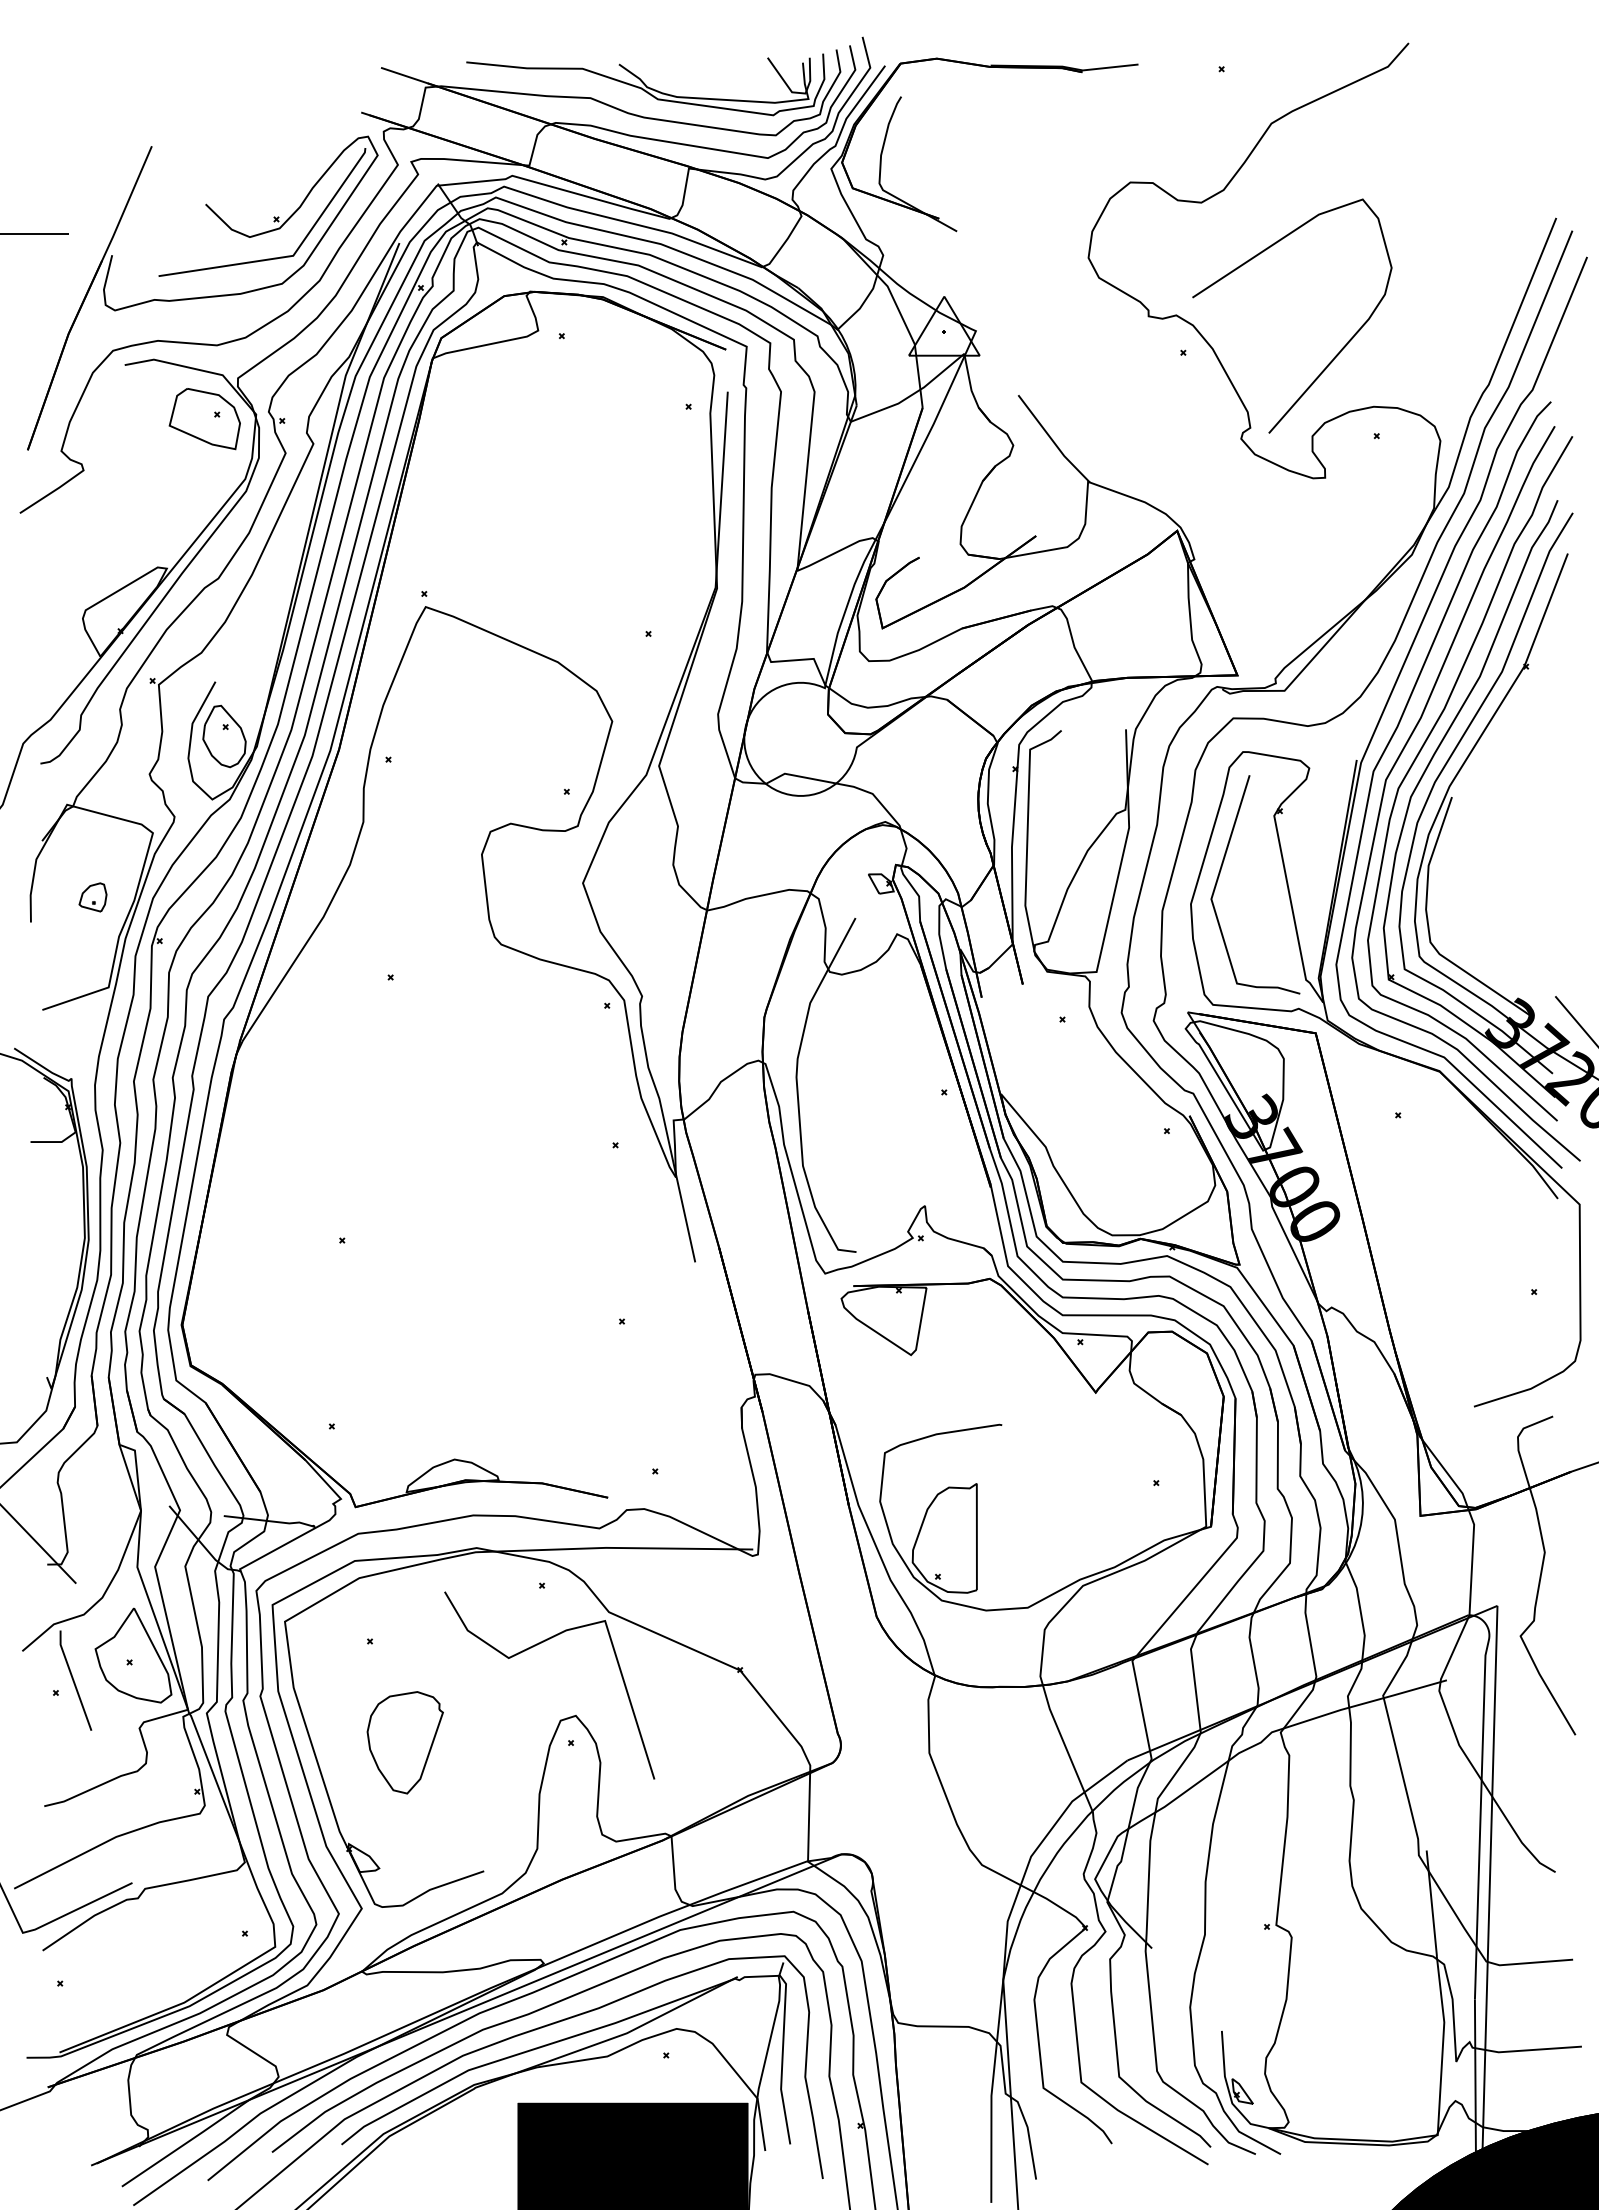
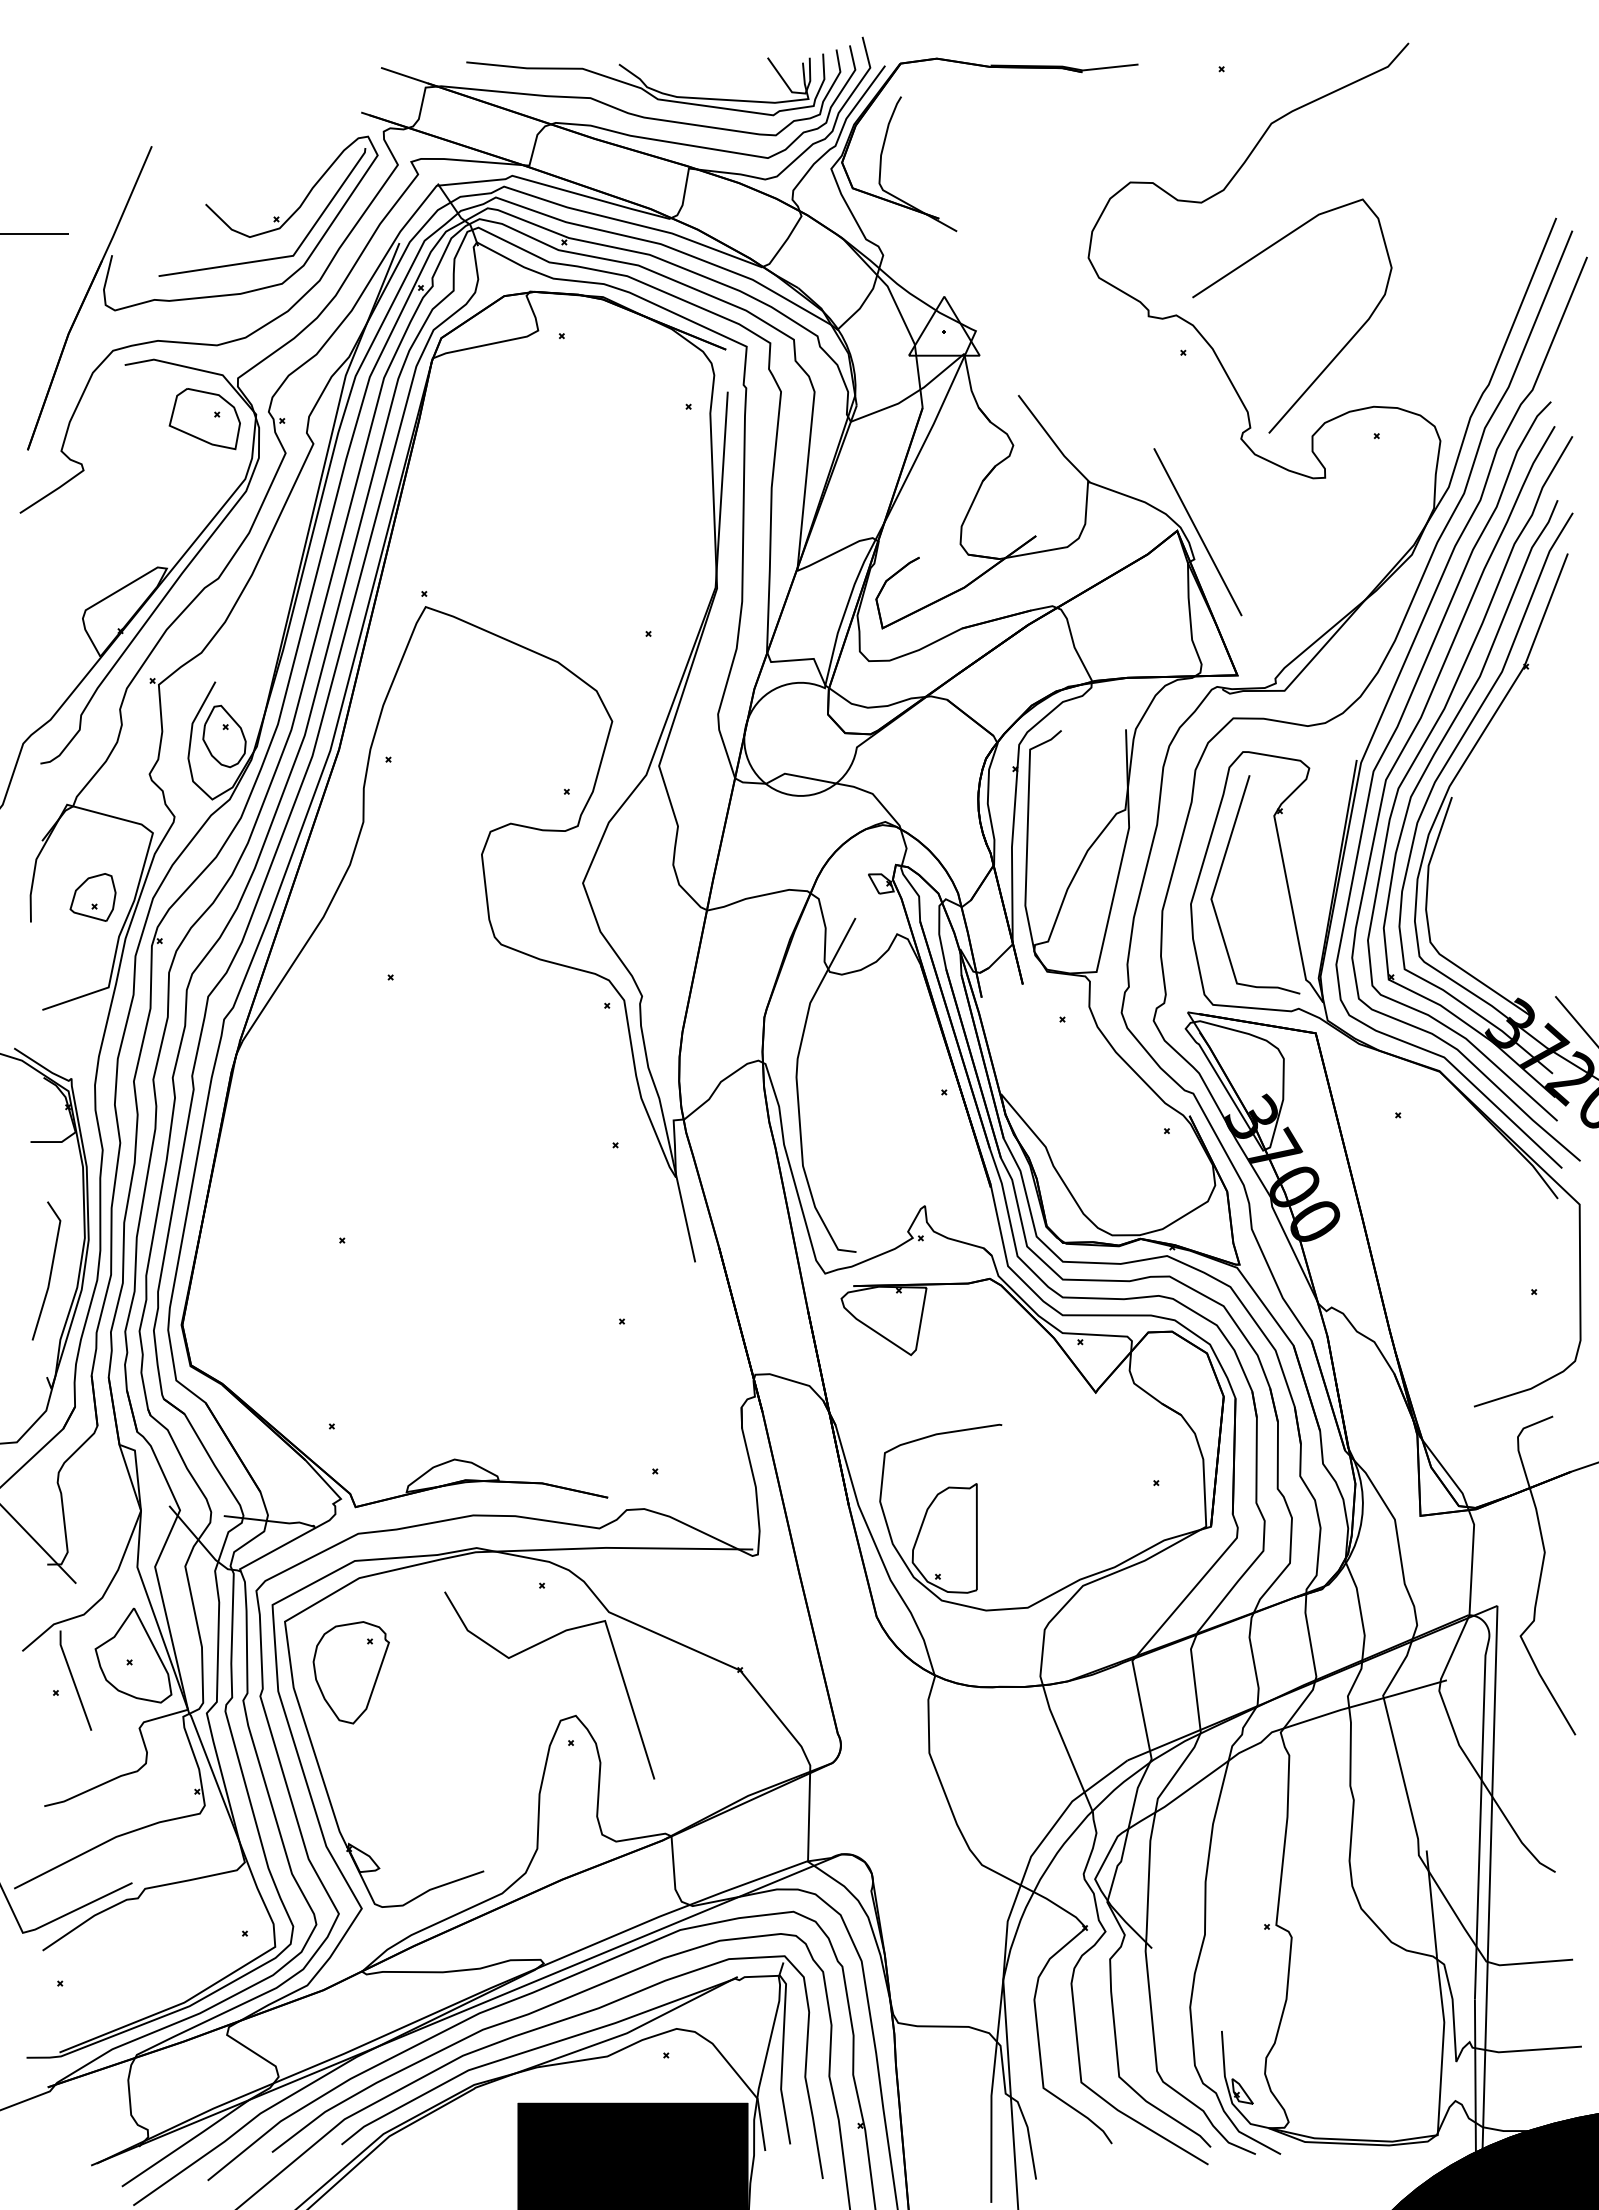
line: none -> present (1197, 532)
part size: 30x31 px -> 48x49 px (92, 897)
line: none -> present (50, 1270)
part position: (404, 1742) -> (350, 1672) (350, 1672)
